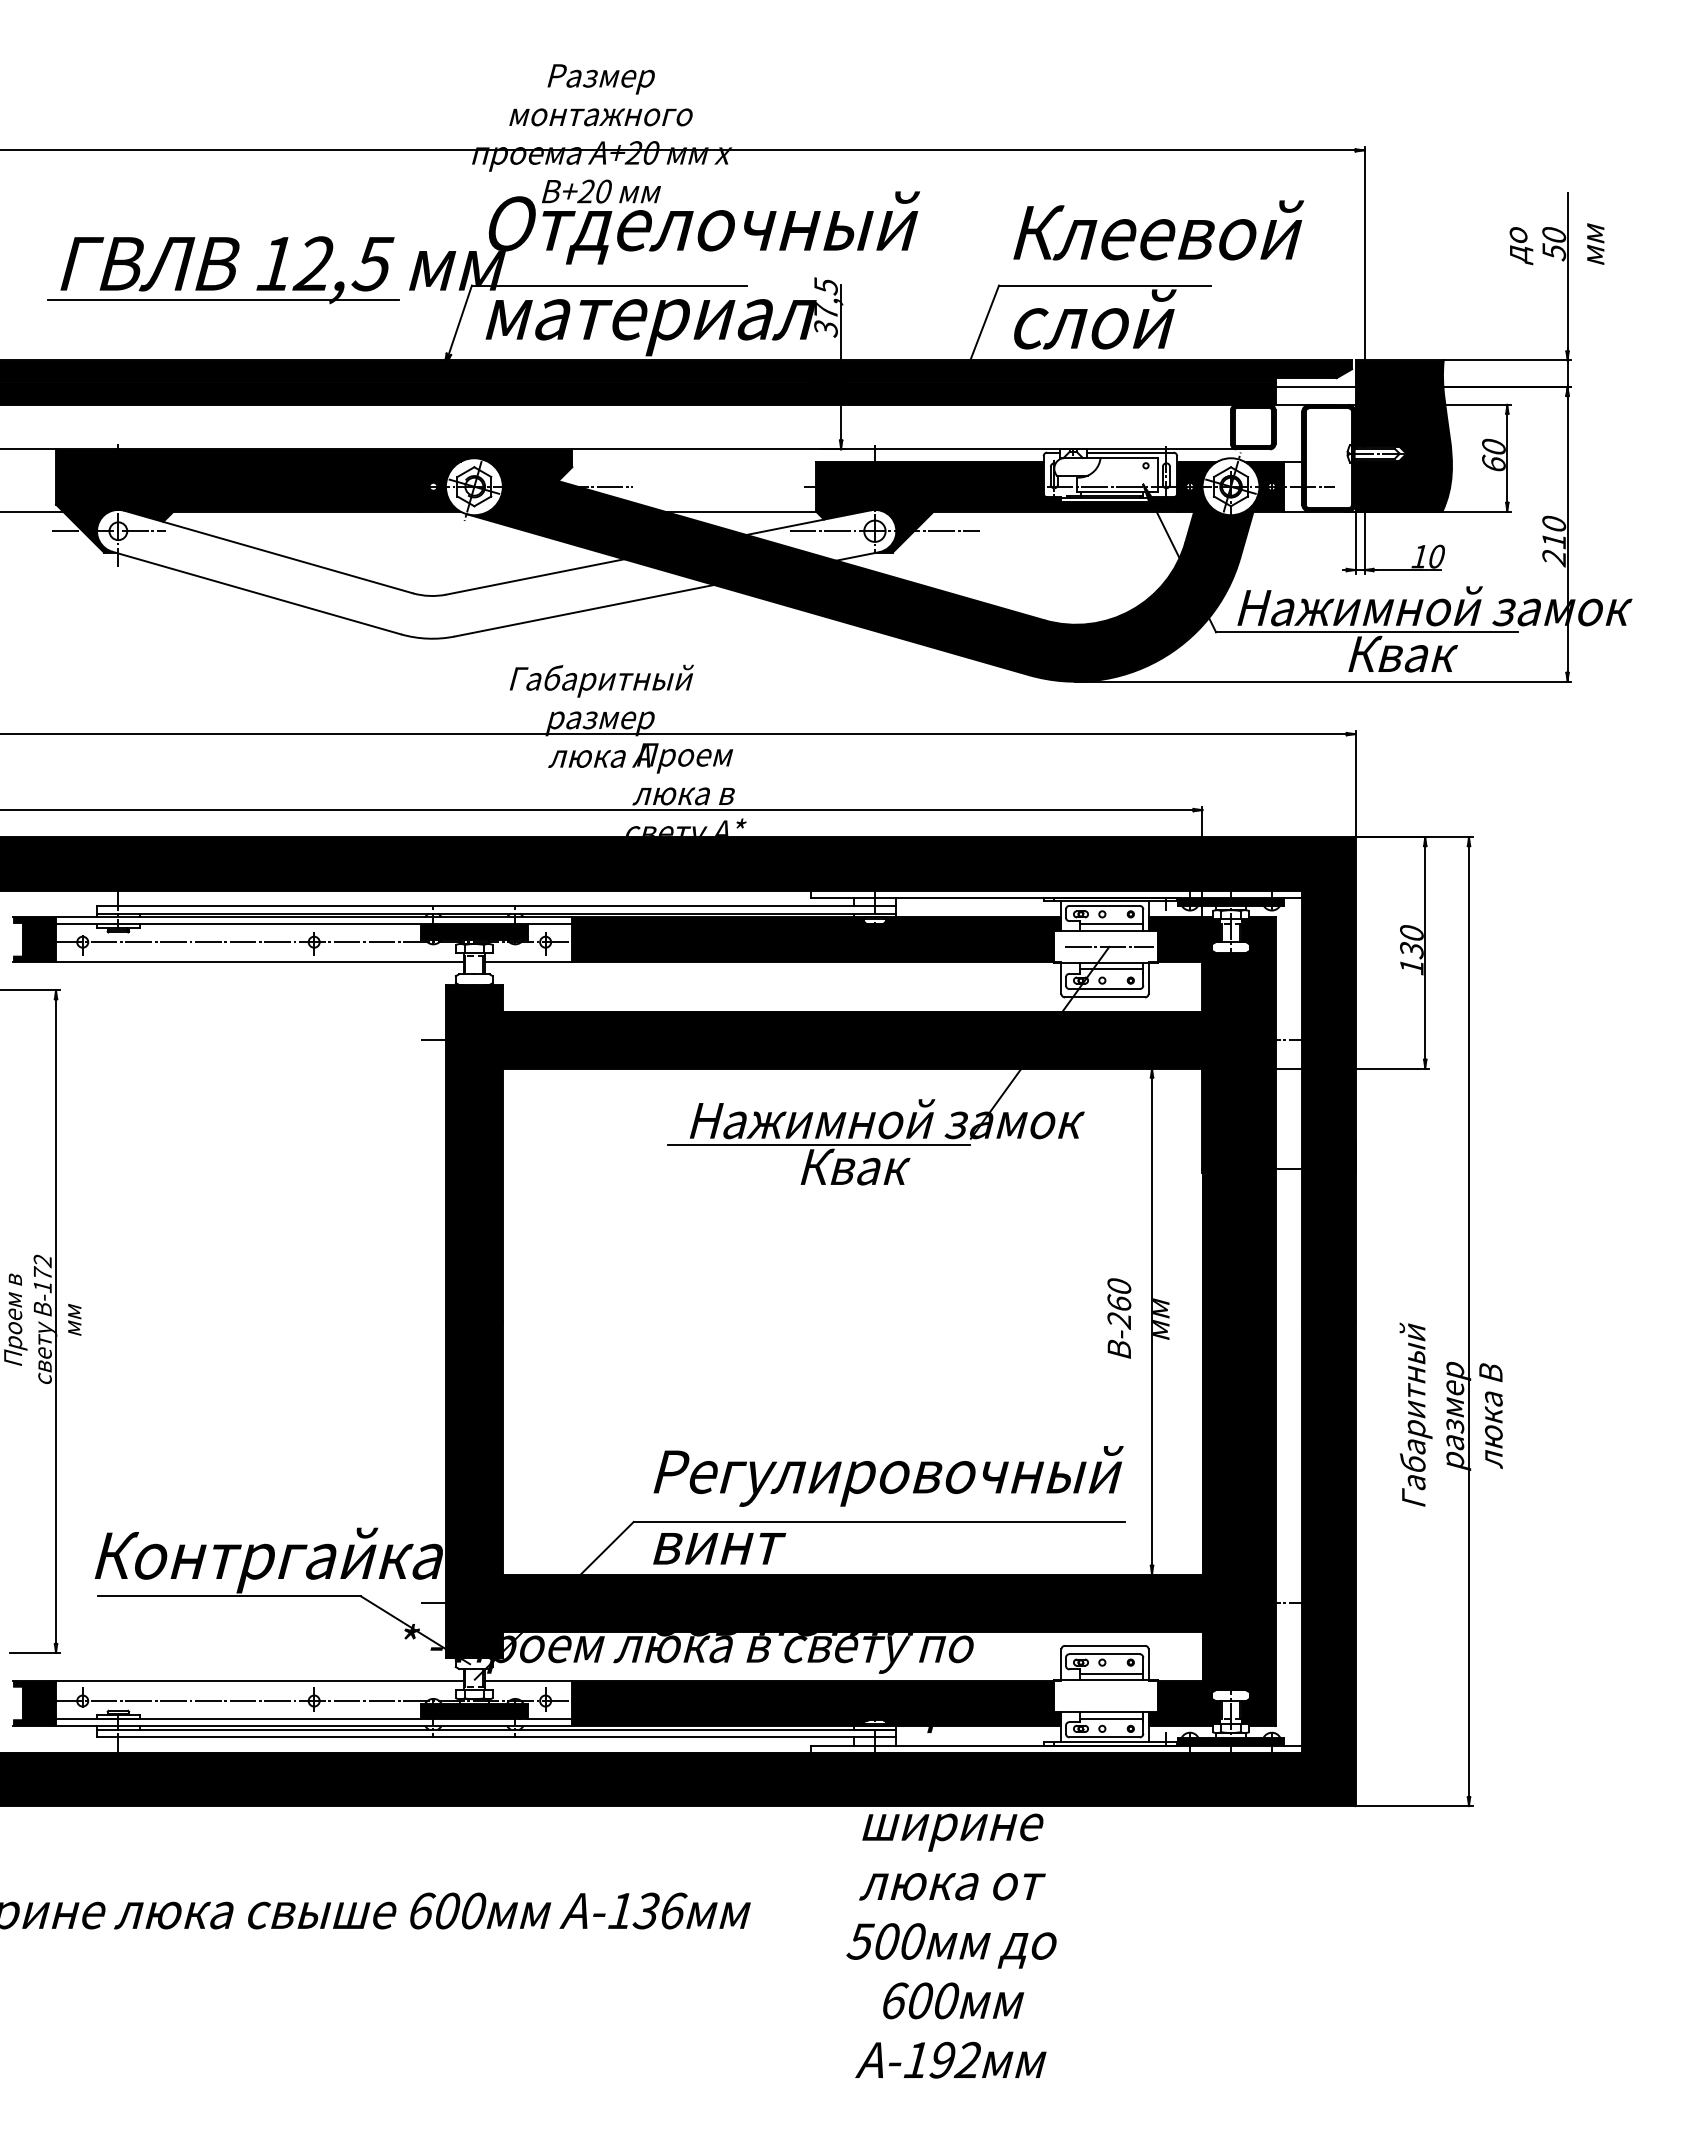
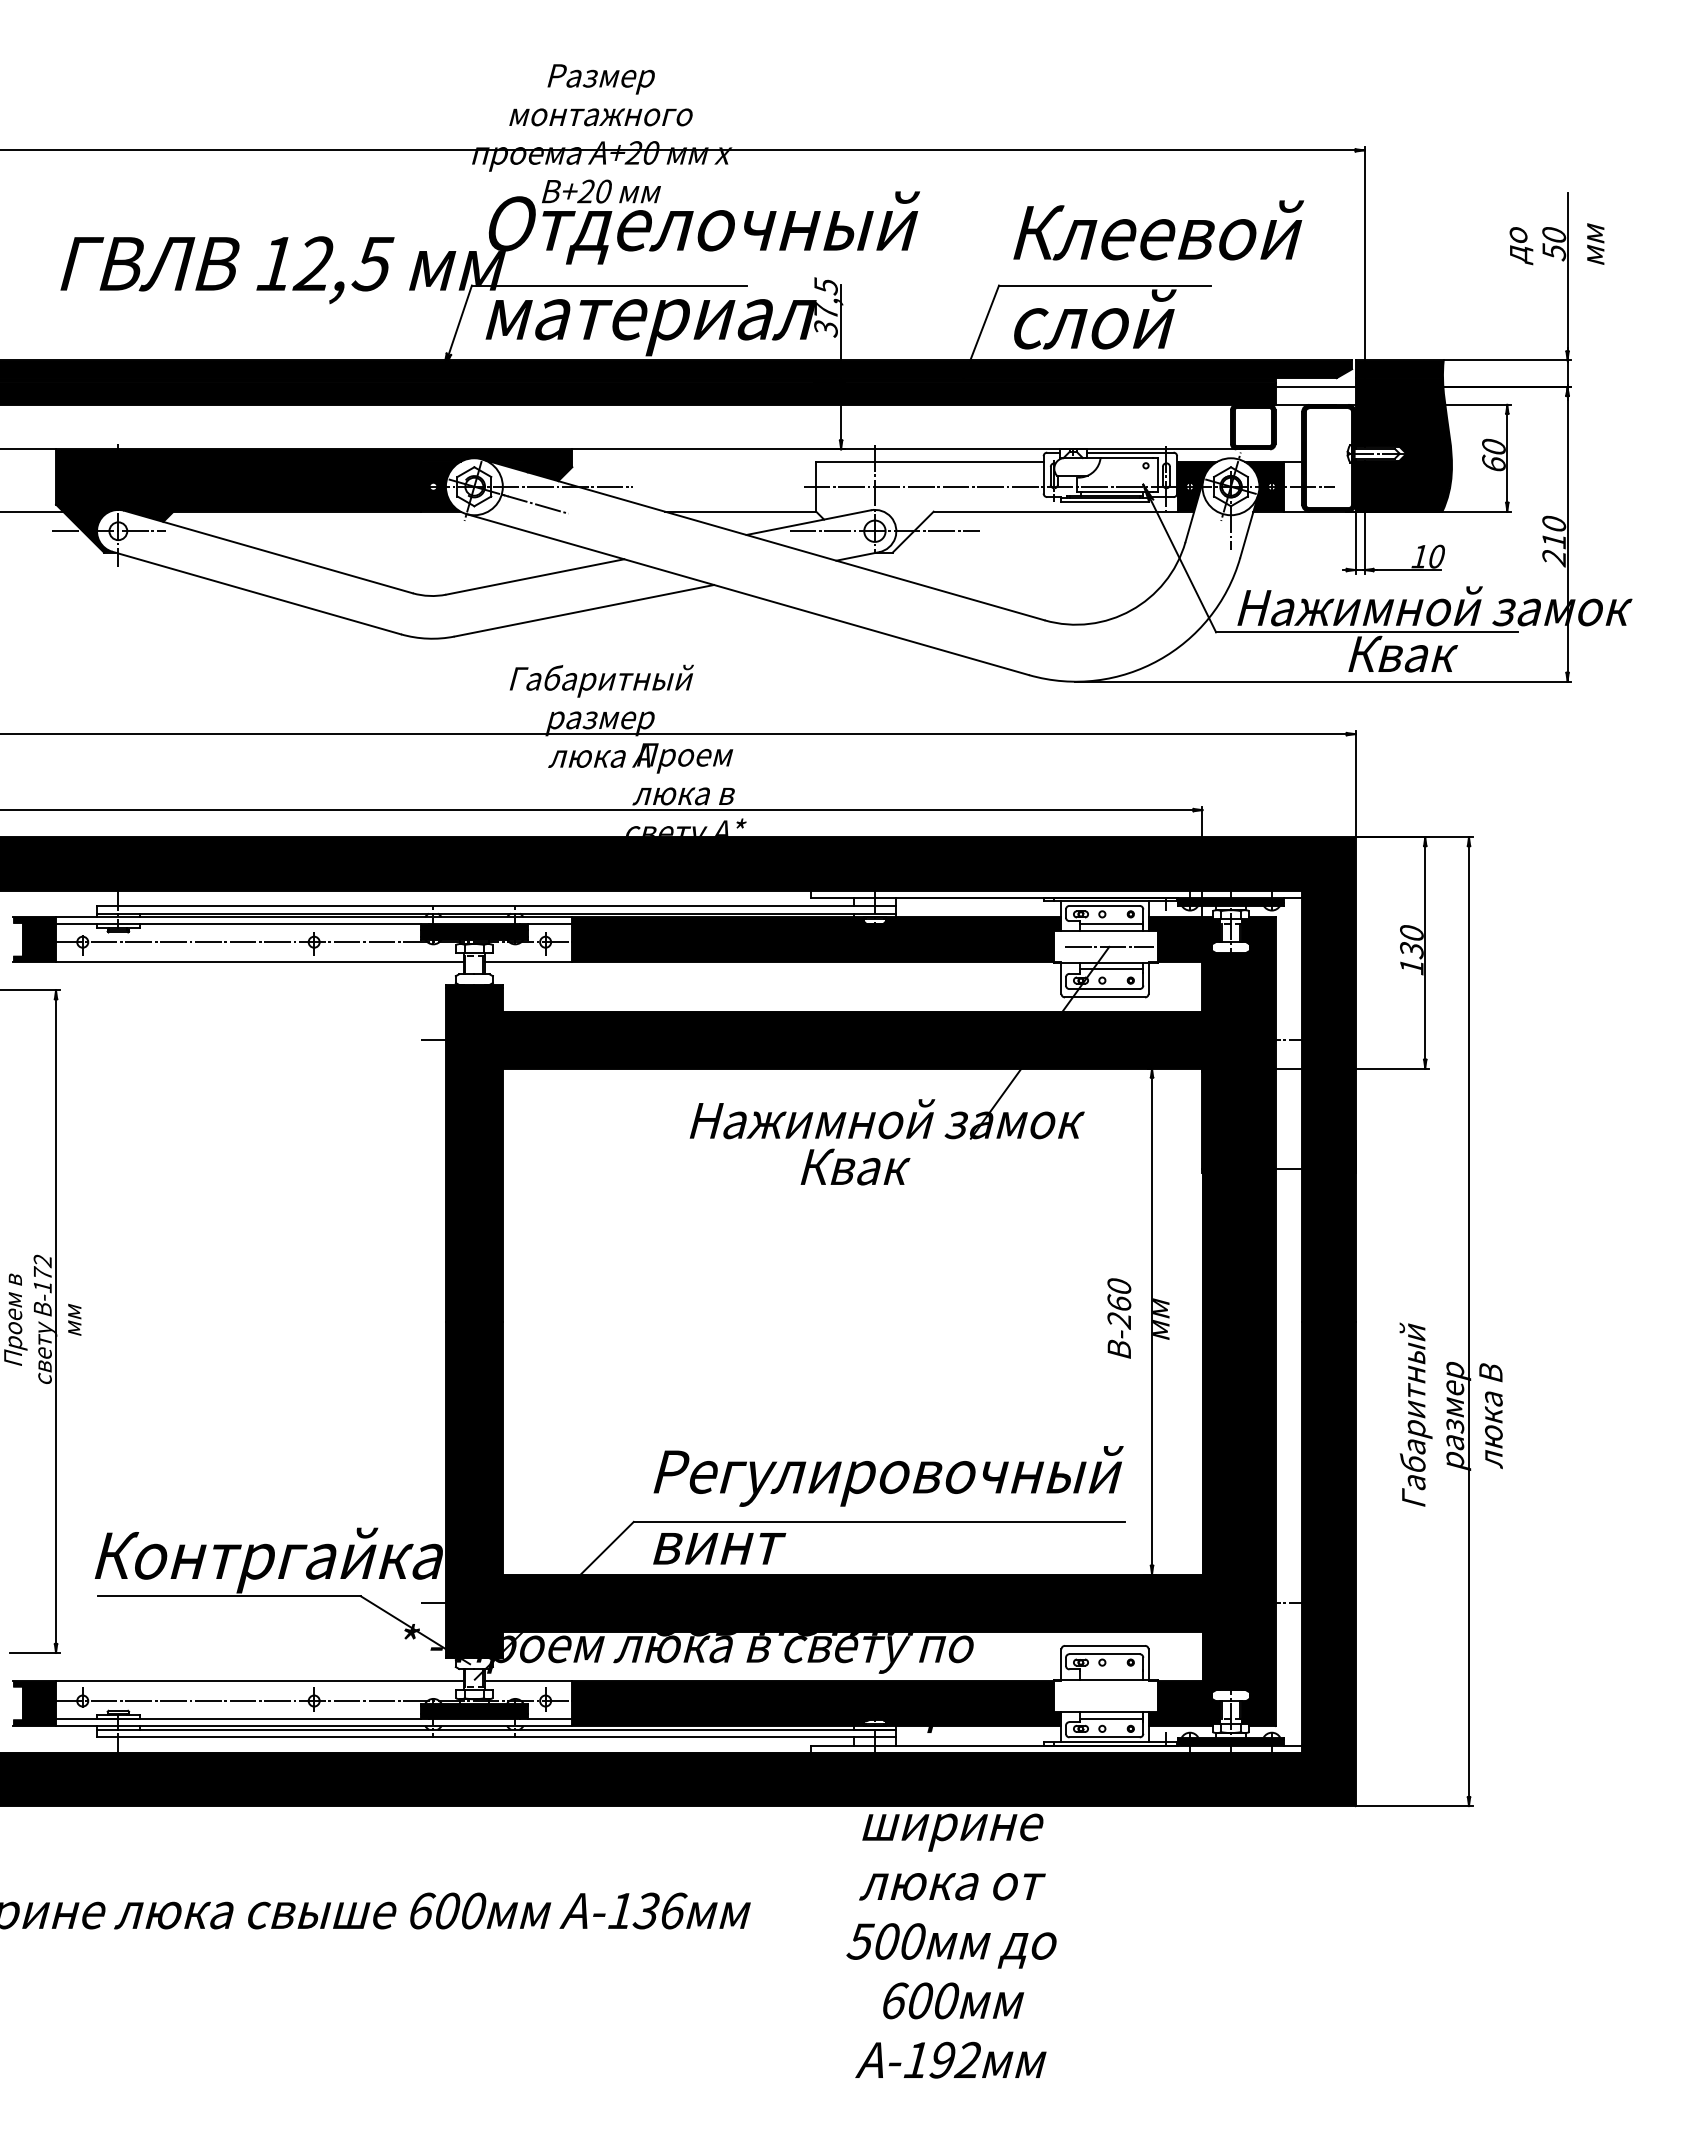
line: present -> none (223, 300)
fill: present -> none (996, 506)
fill: present -> none (862, 570)
line: present -> none (819, 1145)
line: present -> none (1111, 1674)
